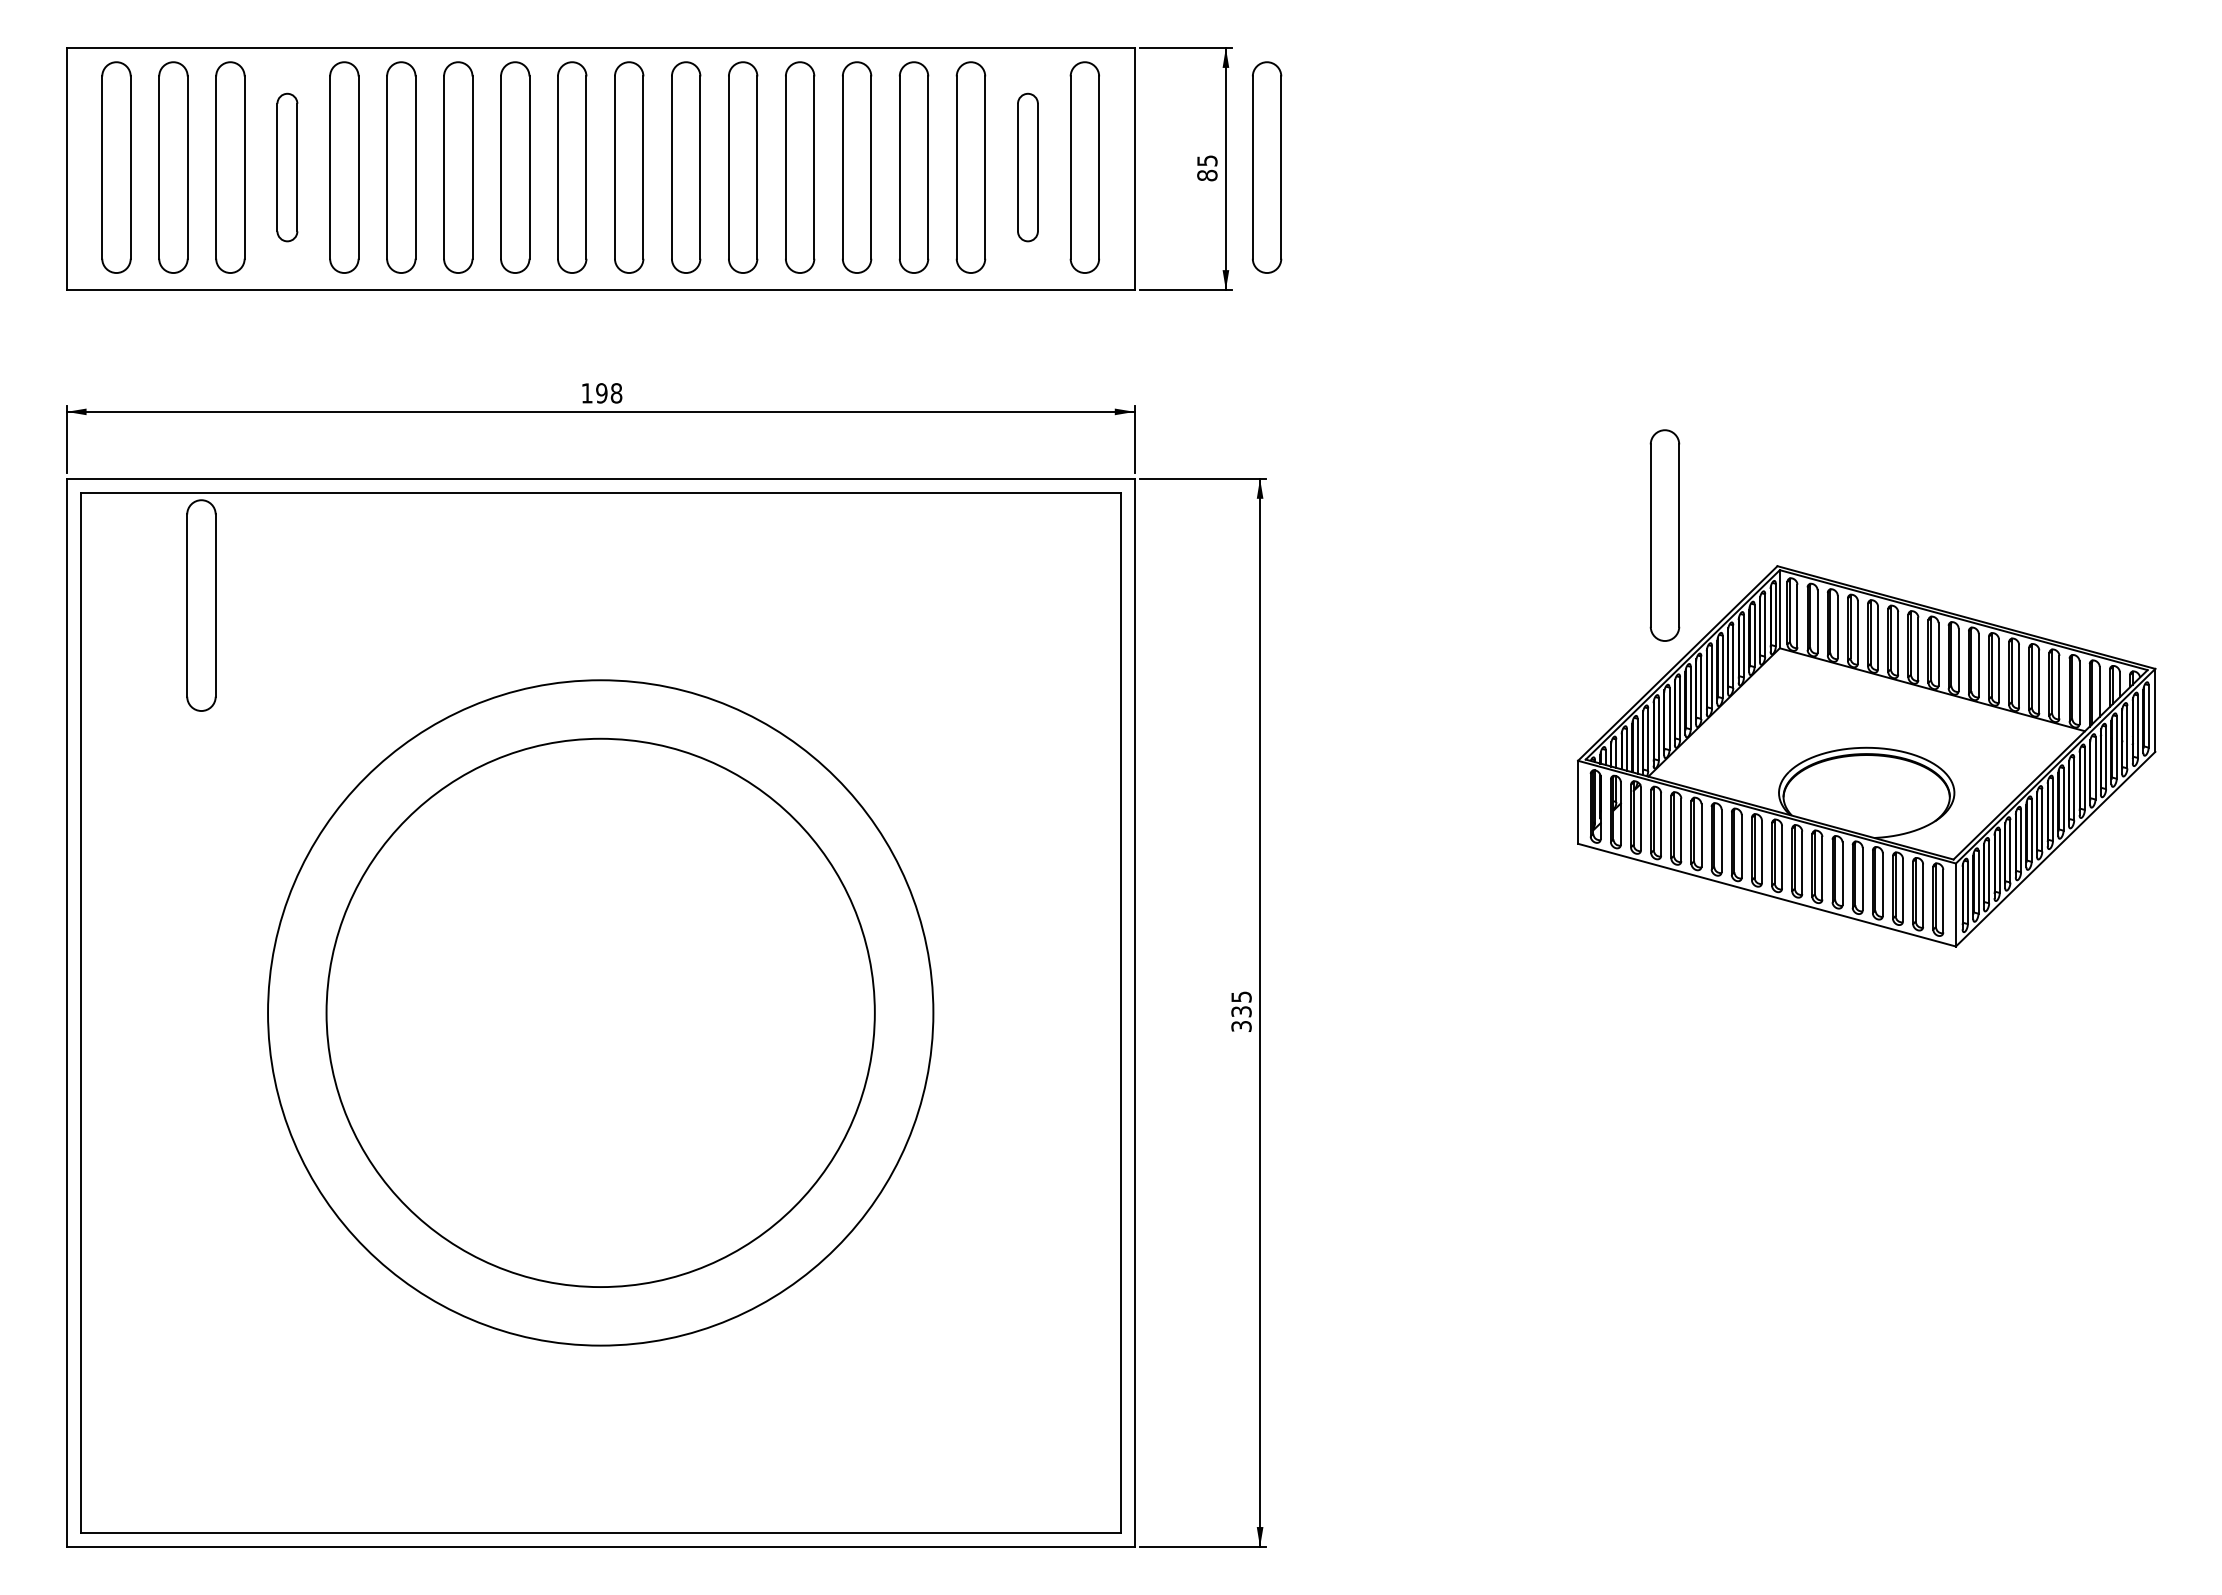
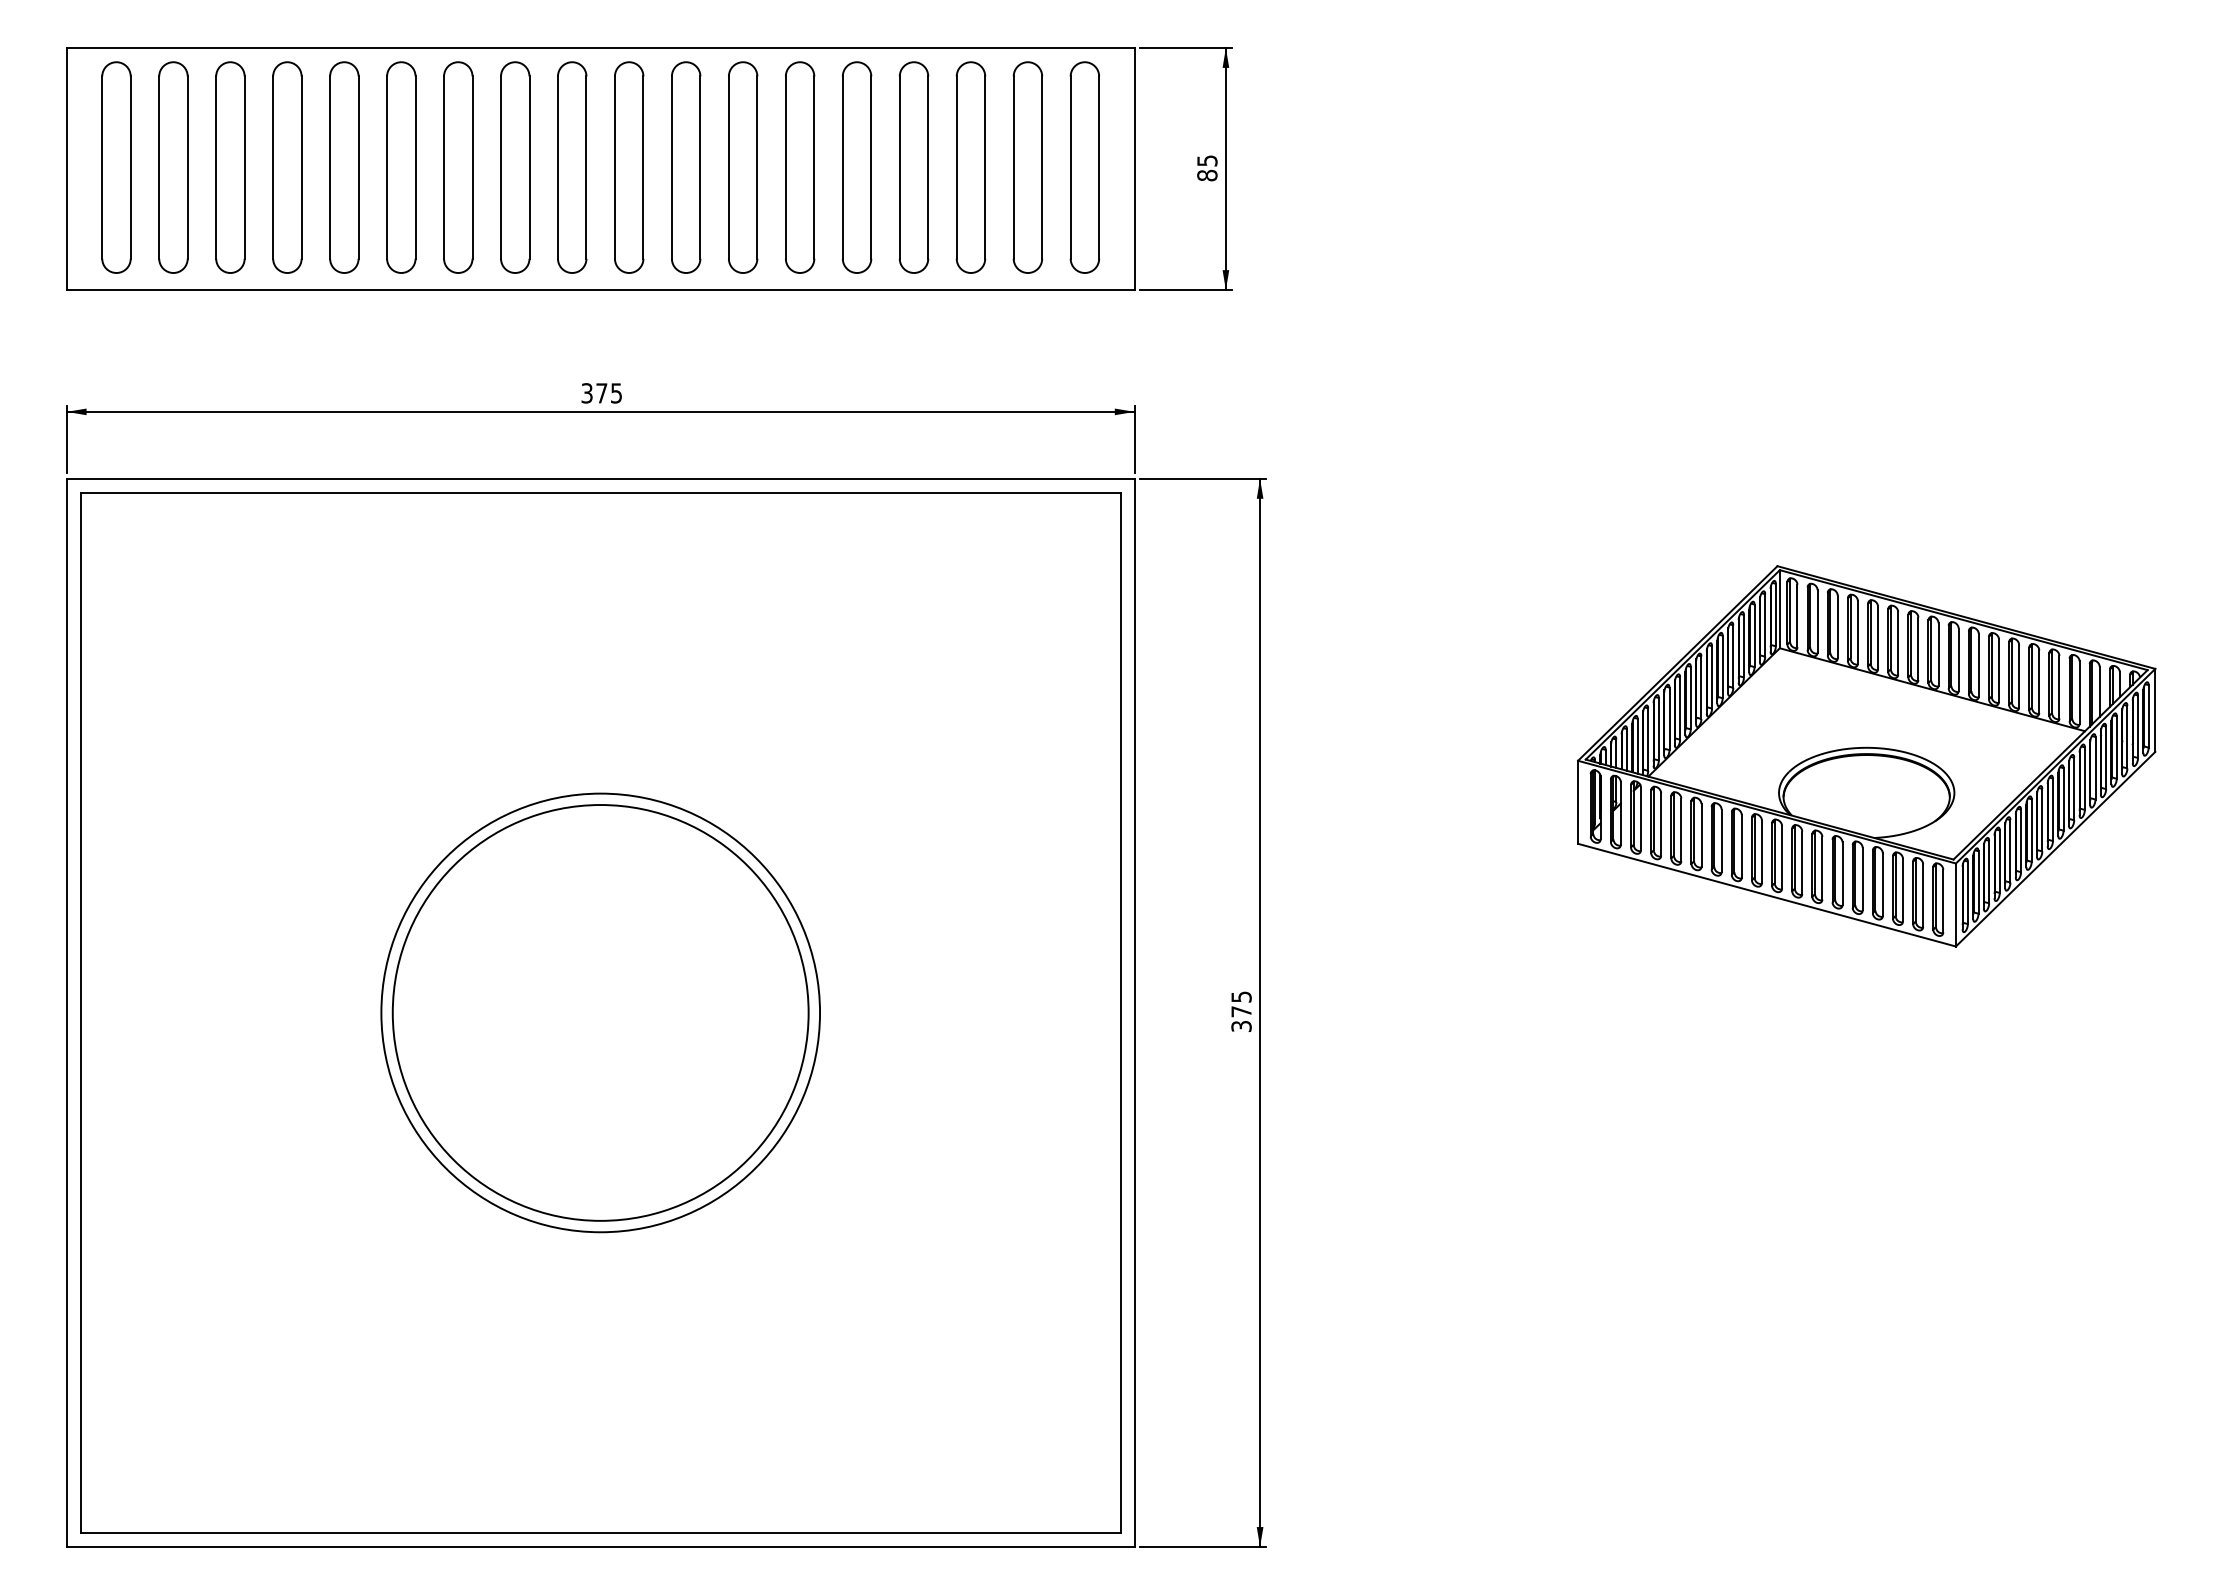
part size: 23x151 px -> 31x213 px (287, 167)
part size: 22x151 px -> 32x213 px (1027, 167)
part: present -> none (1267, 167)
text: 198 -> 375 (601, 393)
part: present -> none (1664, 535)
part: present -> none (201, 605)
text: 335 -> 375 (1241, 1011)
circle diameter: 548 px -> 439 px (600, 1012)
circle diameter: 665 px -> 416 px (600, 1012)
